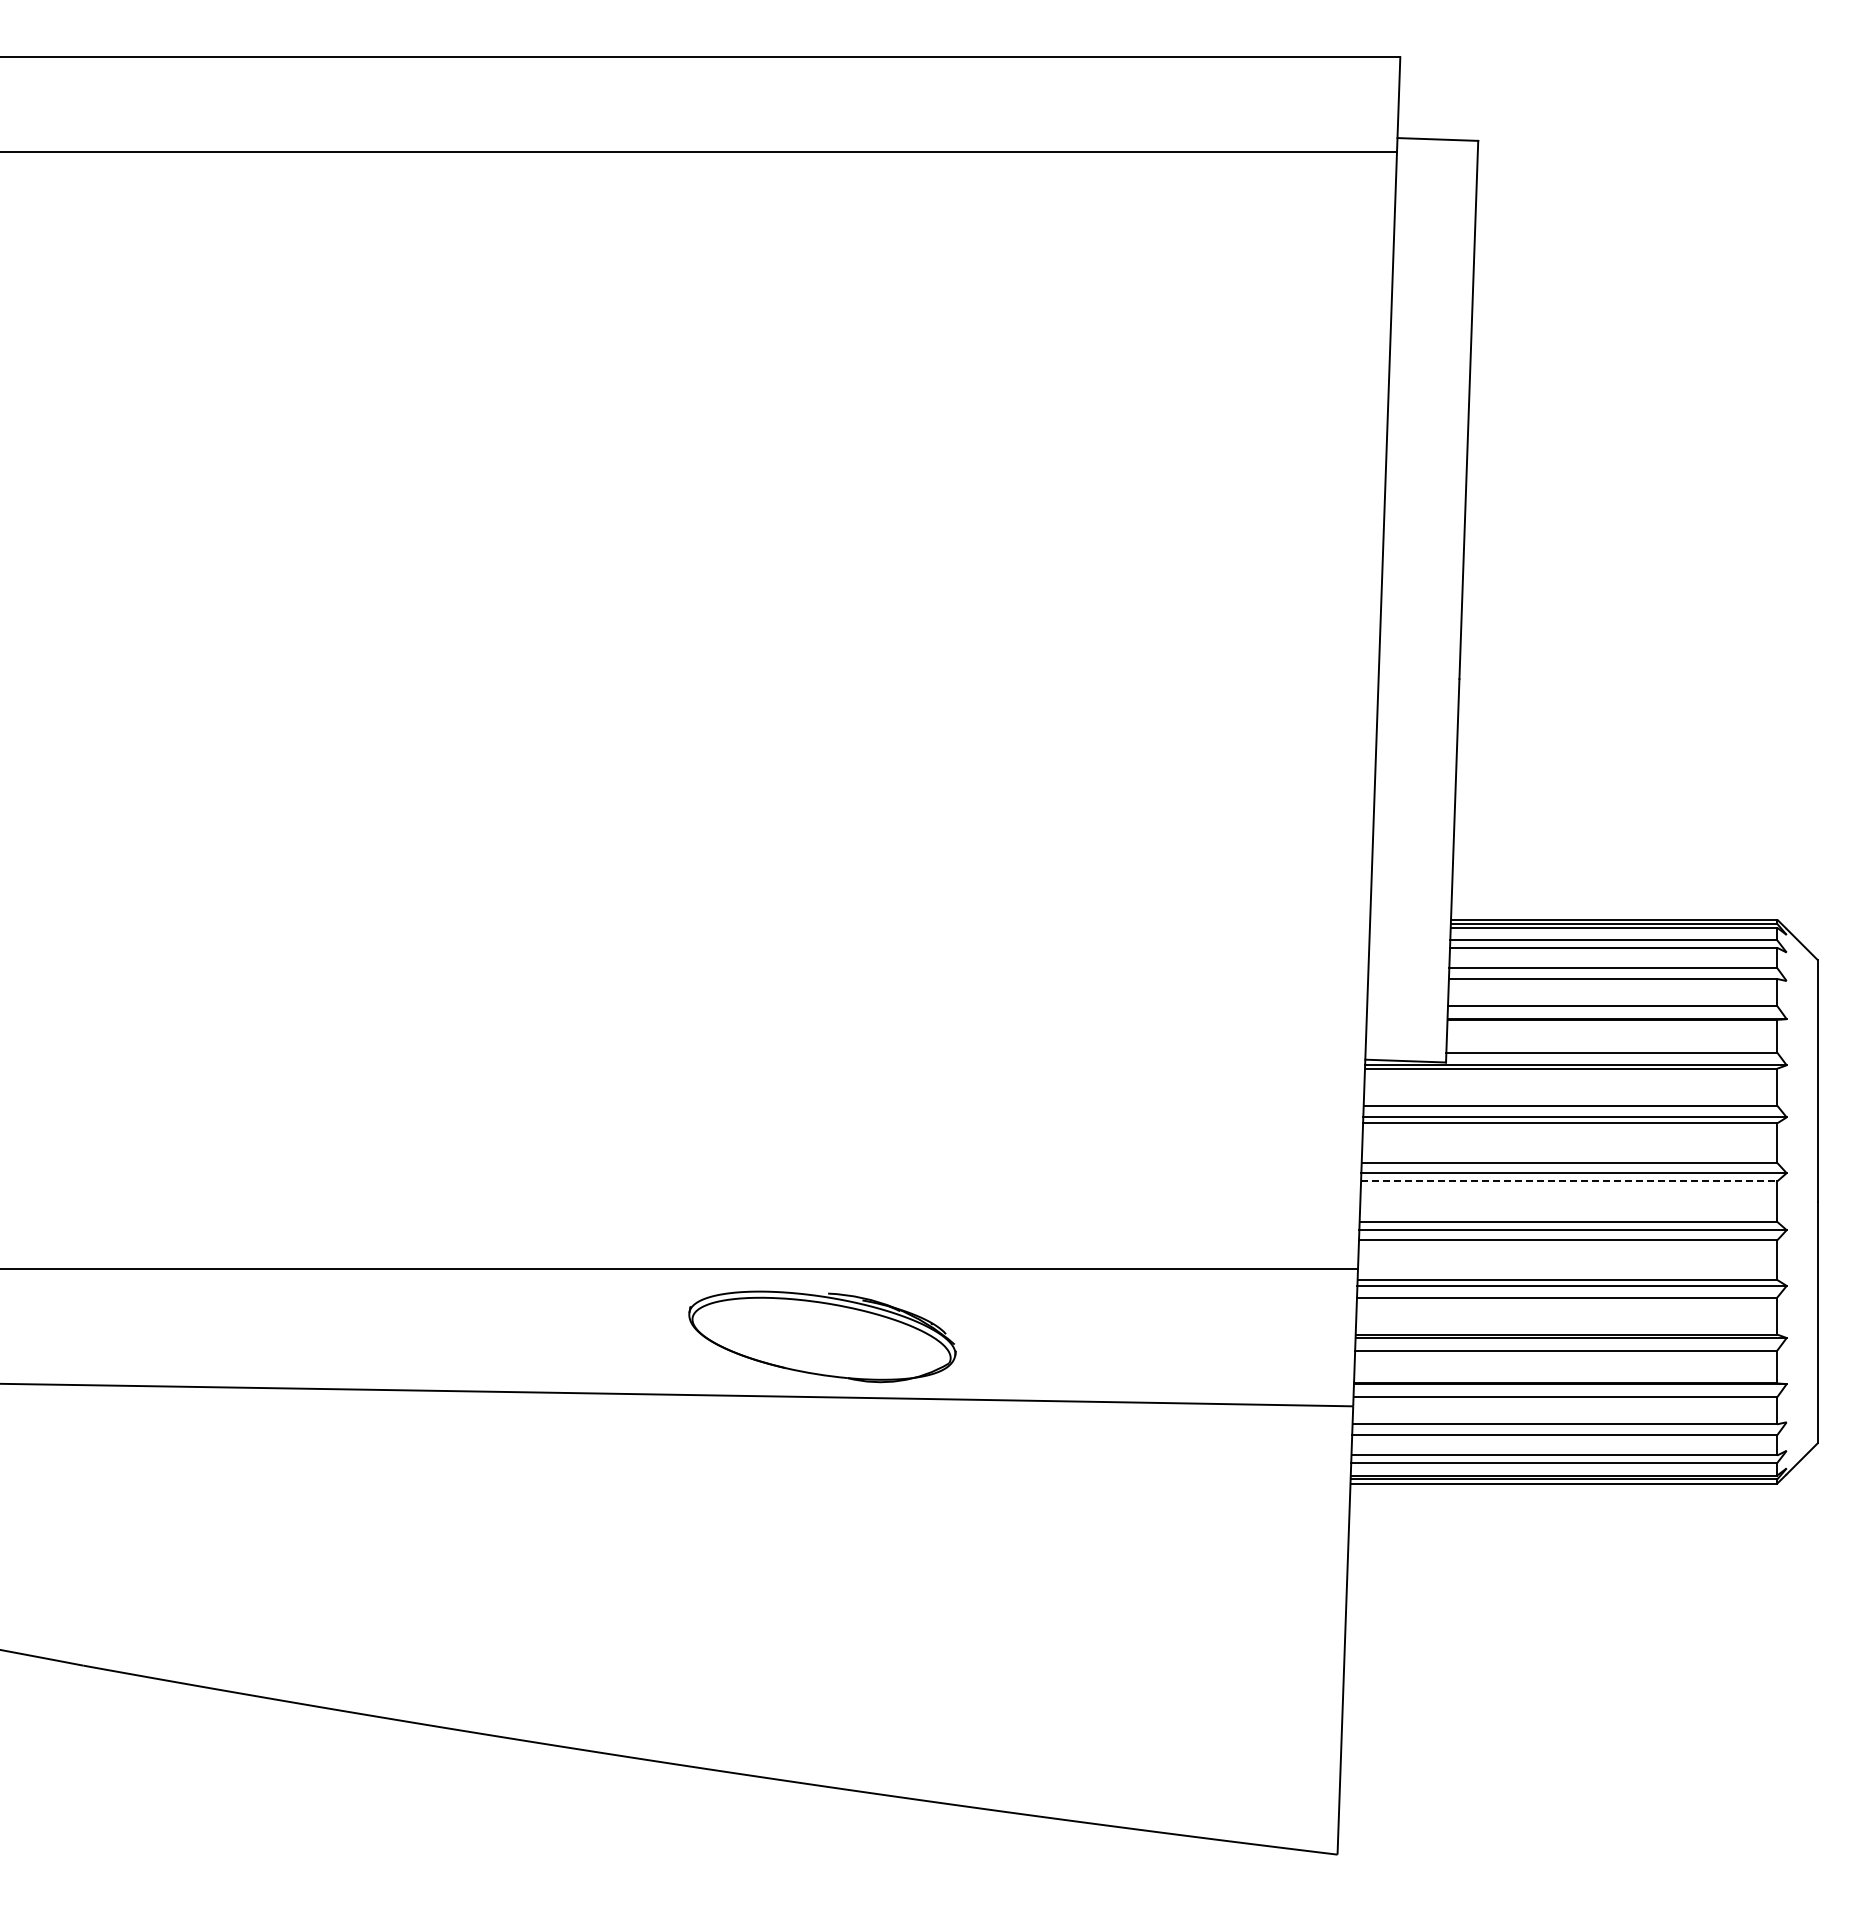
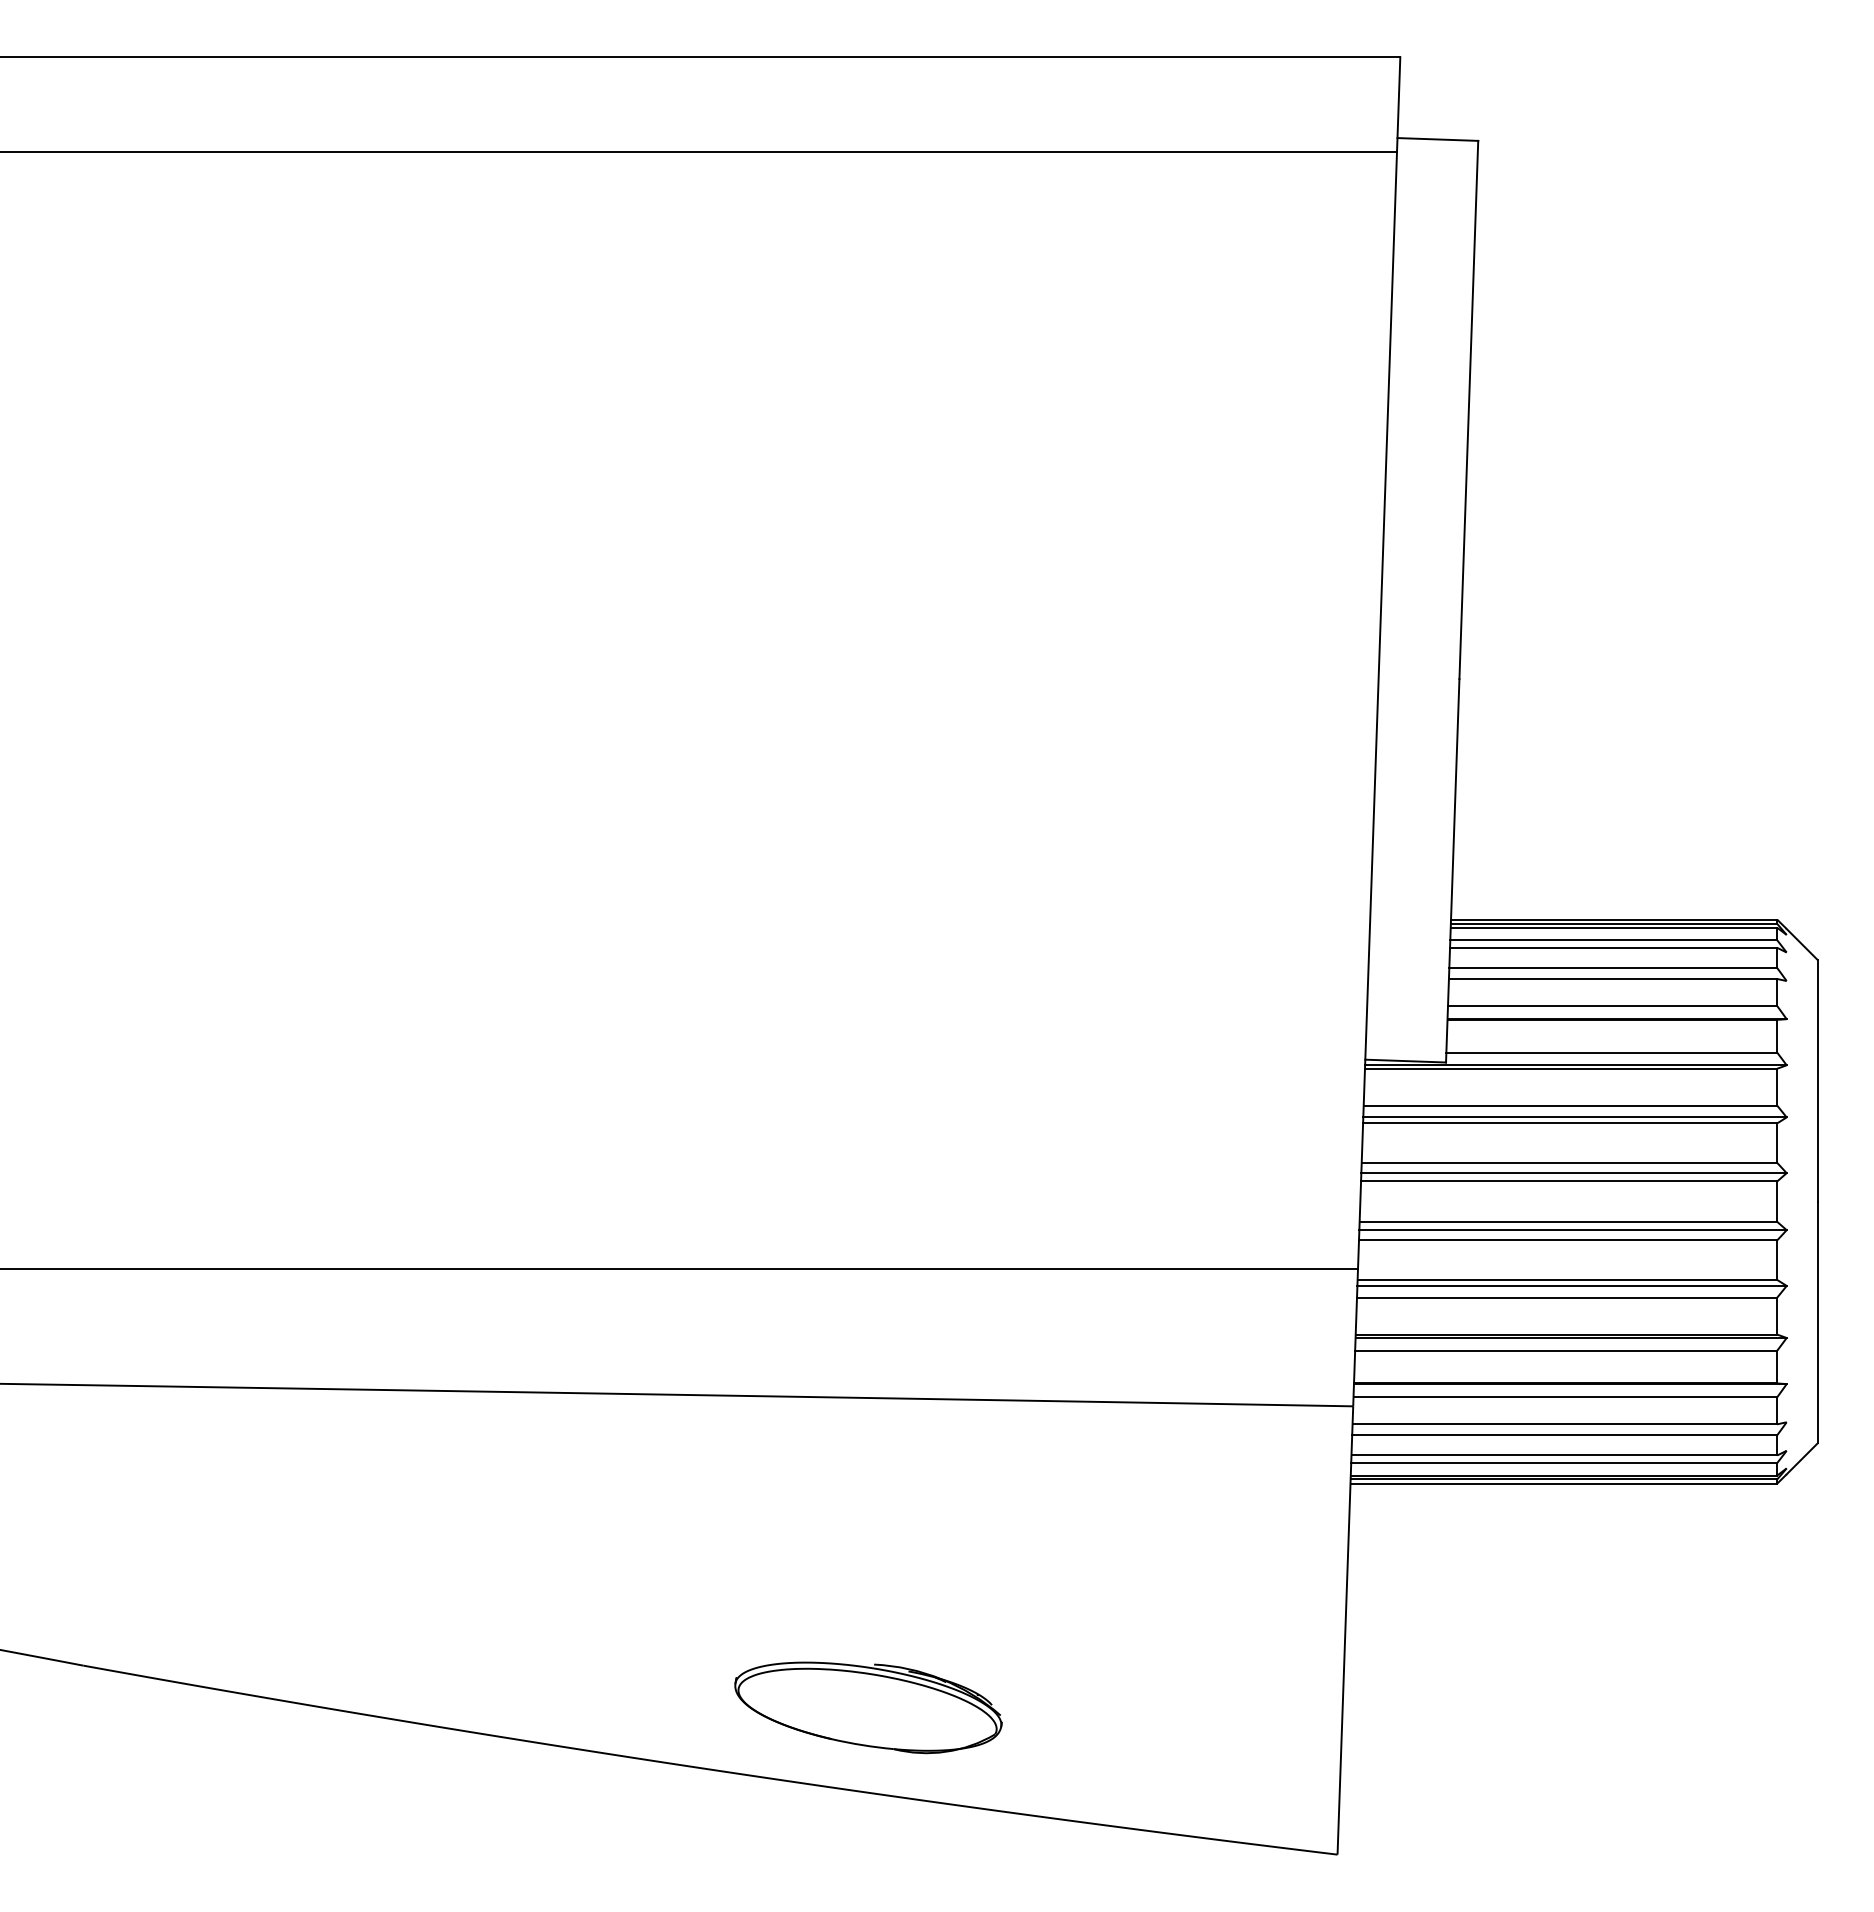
line: dashed -> solid (1569, 1181)
part position: (822, 1336) -> (868, 1707) (868, 1707)
